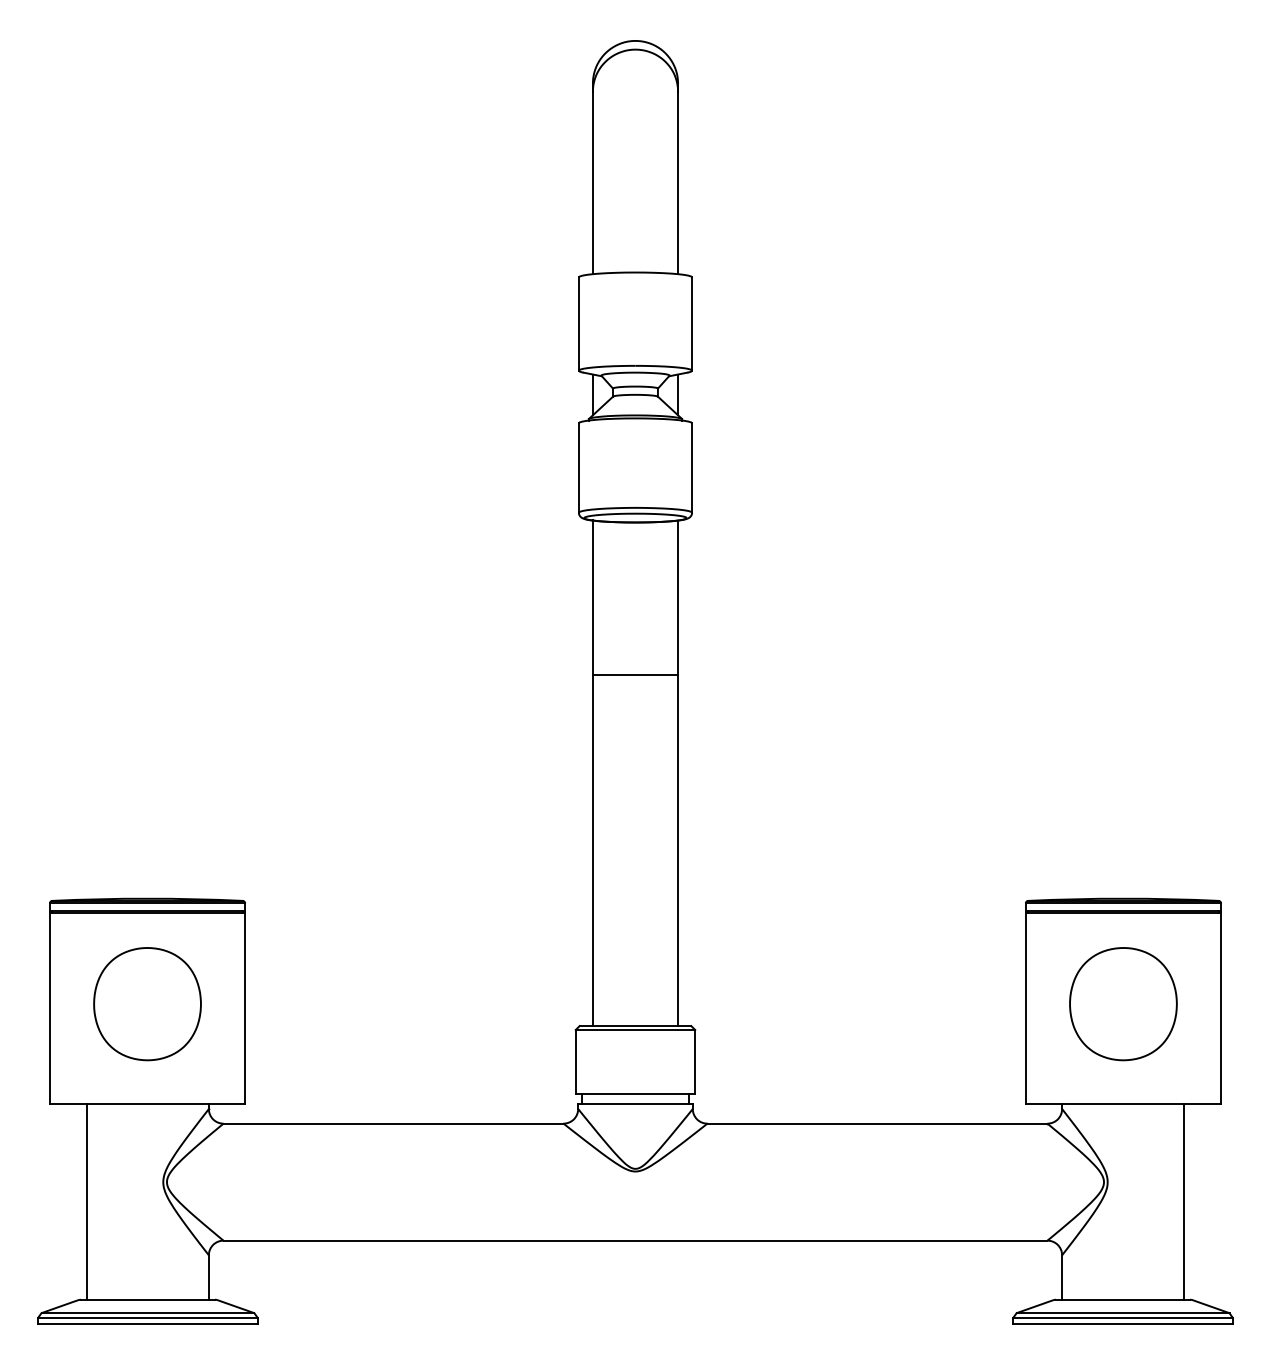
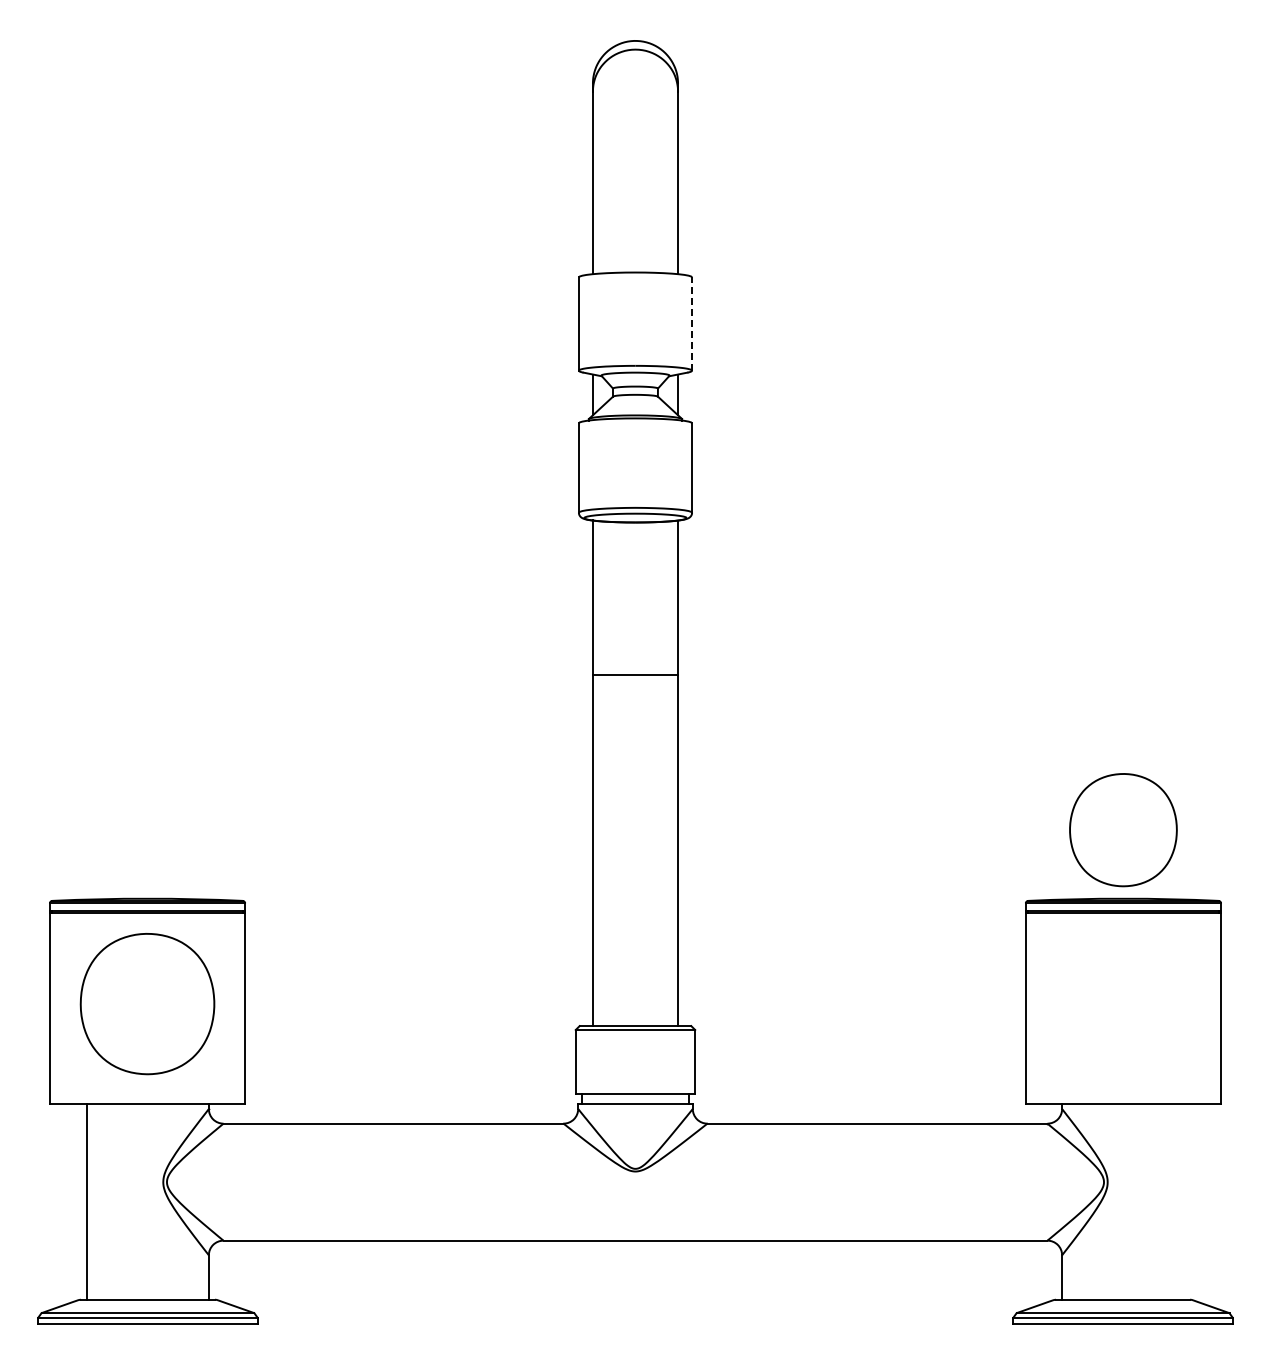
line: solid -> dashed (692, 324)
part size: 109x115 px -> 137x143 px (147, 1004)
part position: (1123, 1004) -> (1123, 830) (1123, 830)
line: present -> none (1184, 1201)
